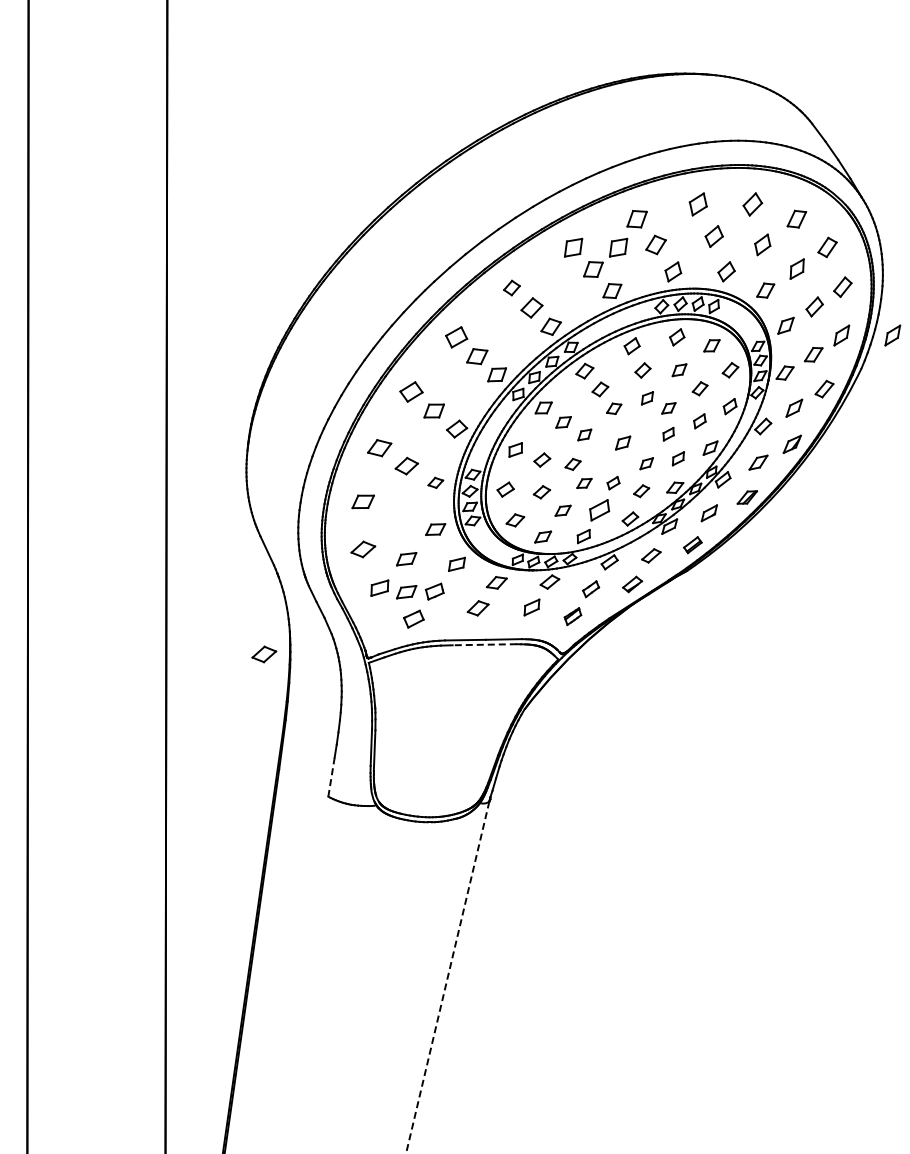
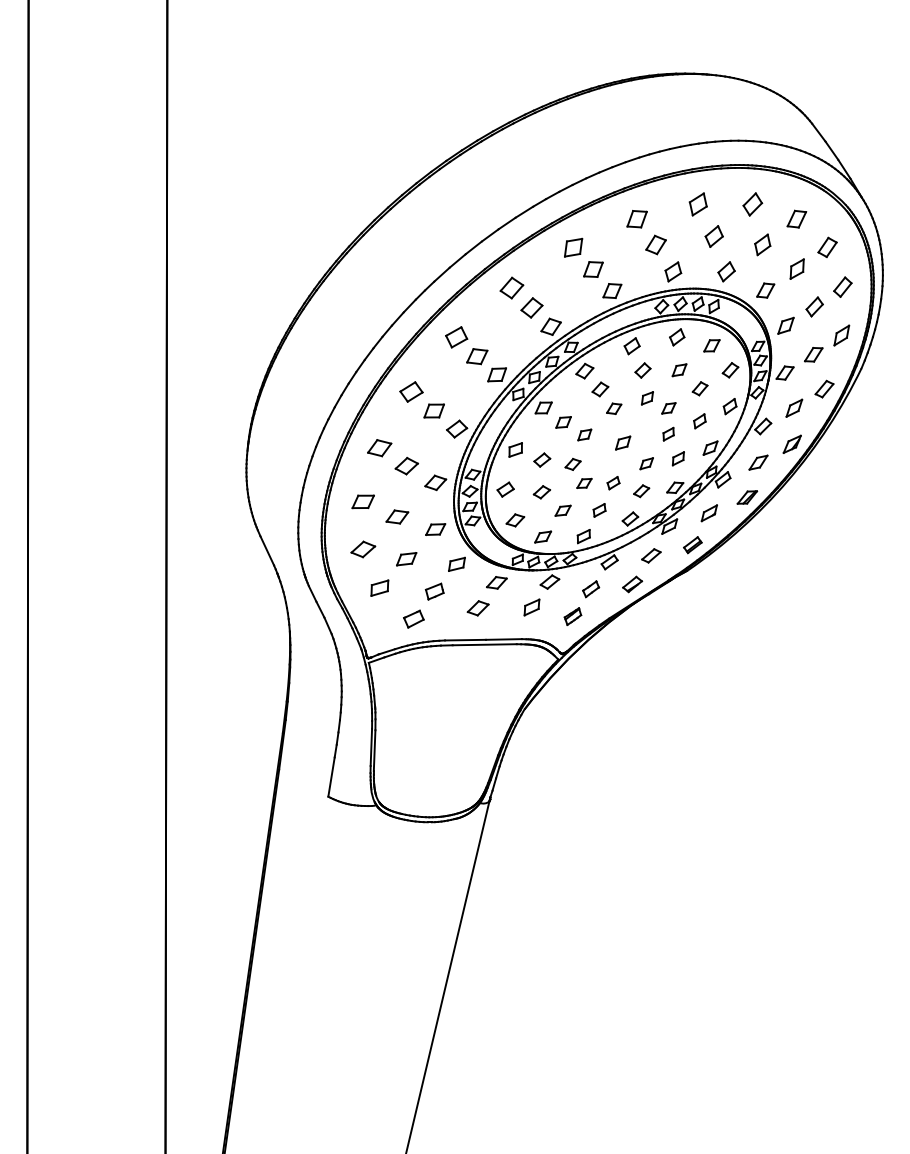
part: present -> none (618, 247)
part size: 18x18 px -> 26x24 px (511, 287)
part: present -> none (892, 335)
part size: 18x13 px -> 24x18 px (435, 482)
part size: 22x23 px -> 15x15 px (599, 510)
part: none -> present (397, 516)
part: present -> none (406, 592)
line: dashed -> solid (484, 644)
part: present -> none (264, 654)
line: dashed -> solid (331, 777)
line: dashed -> solid (447, 977)
